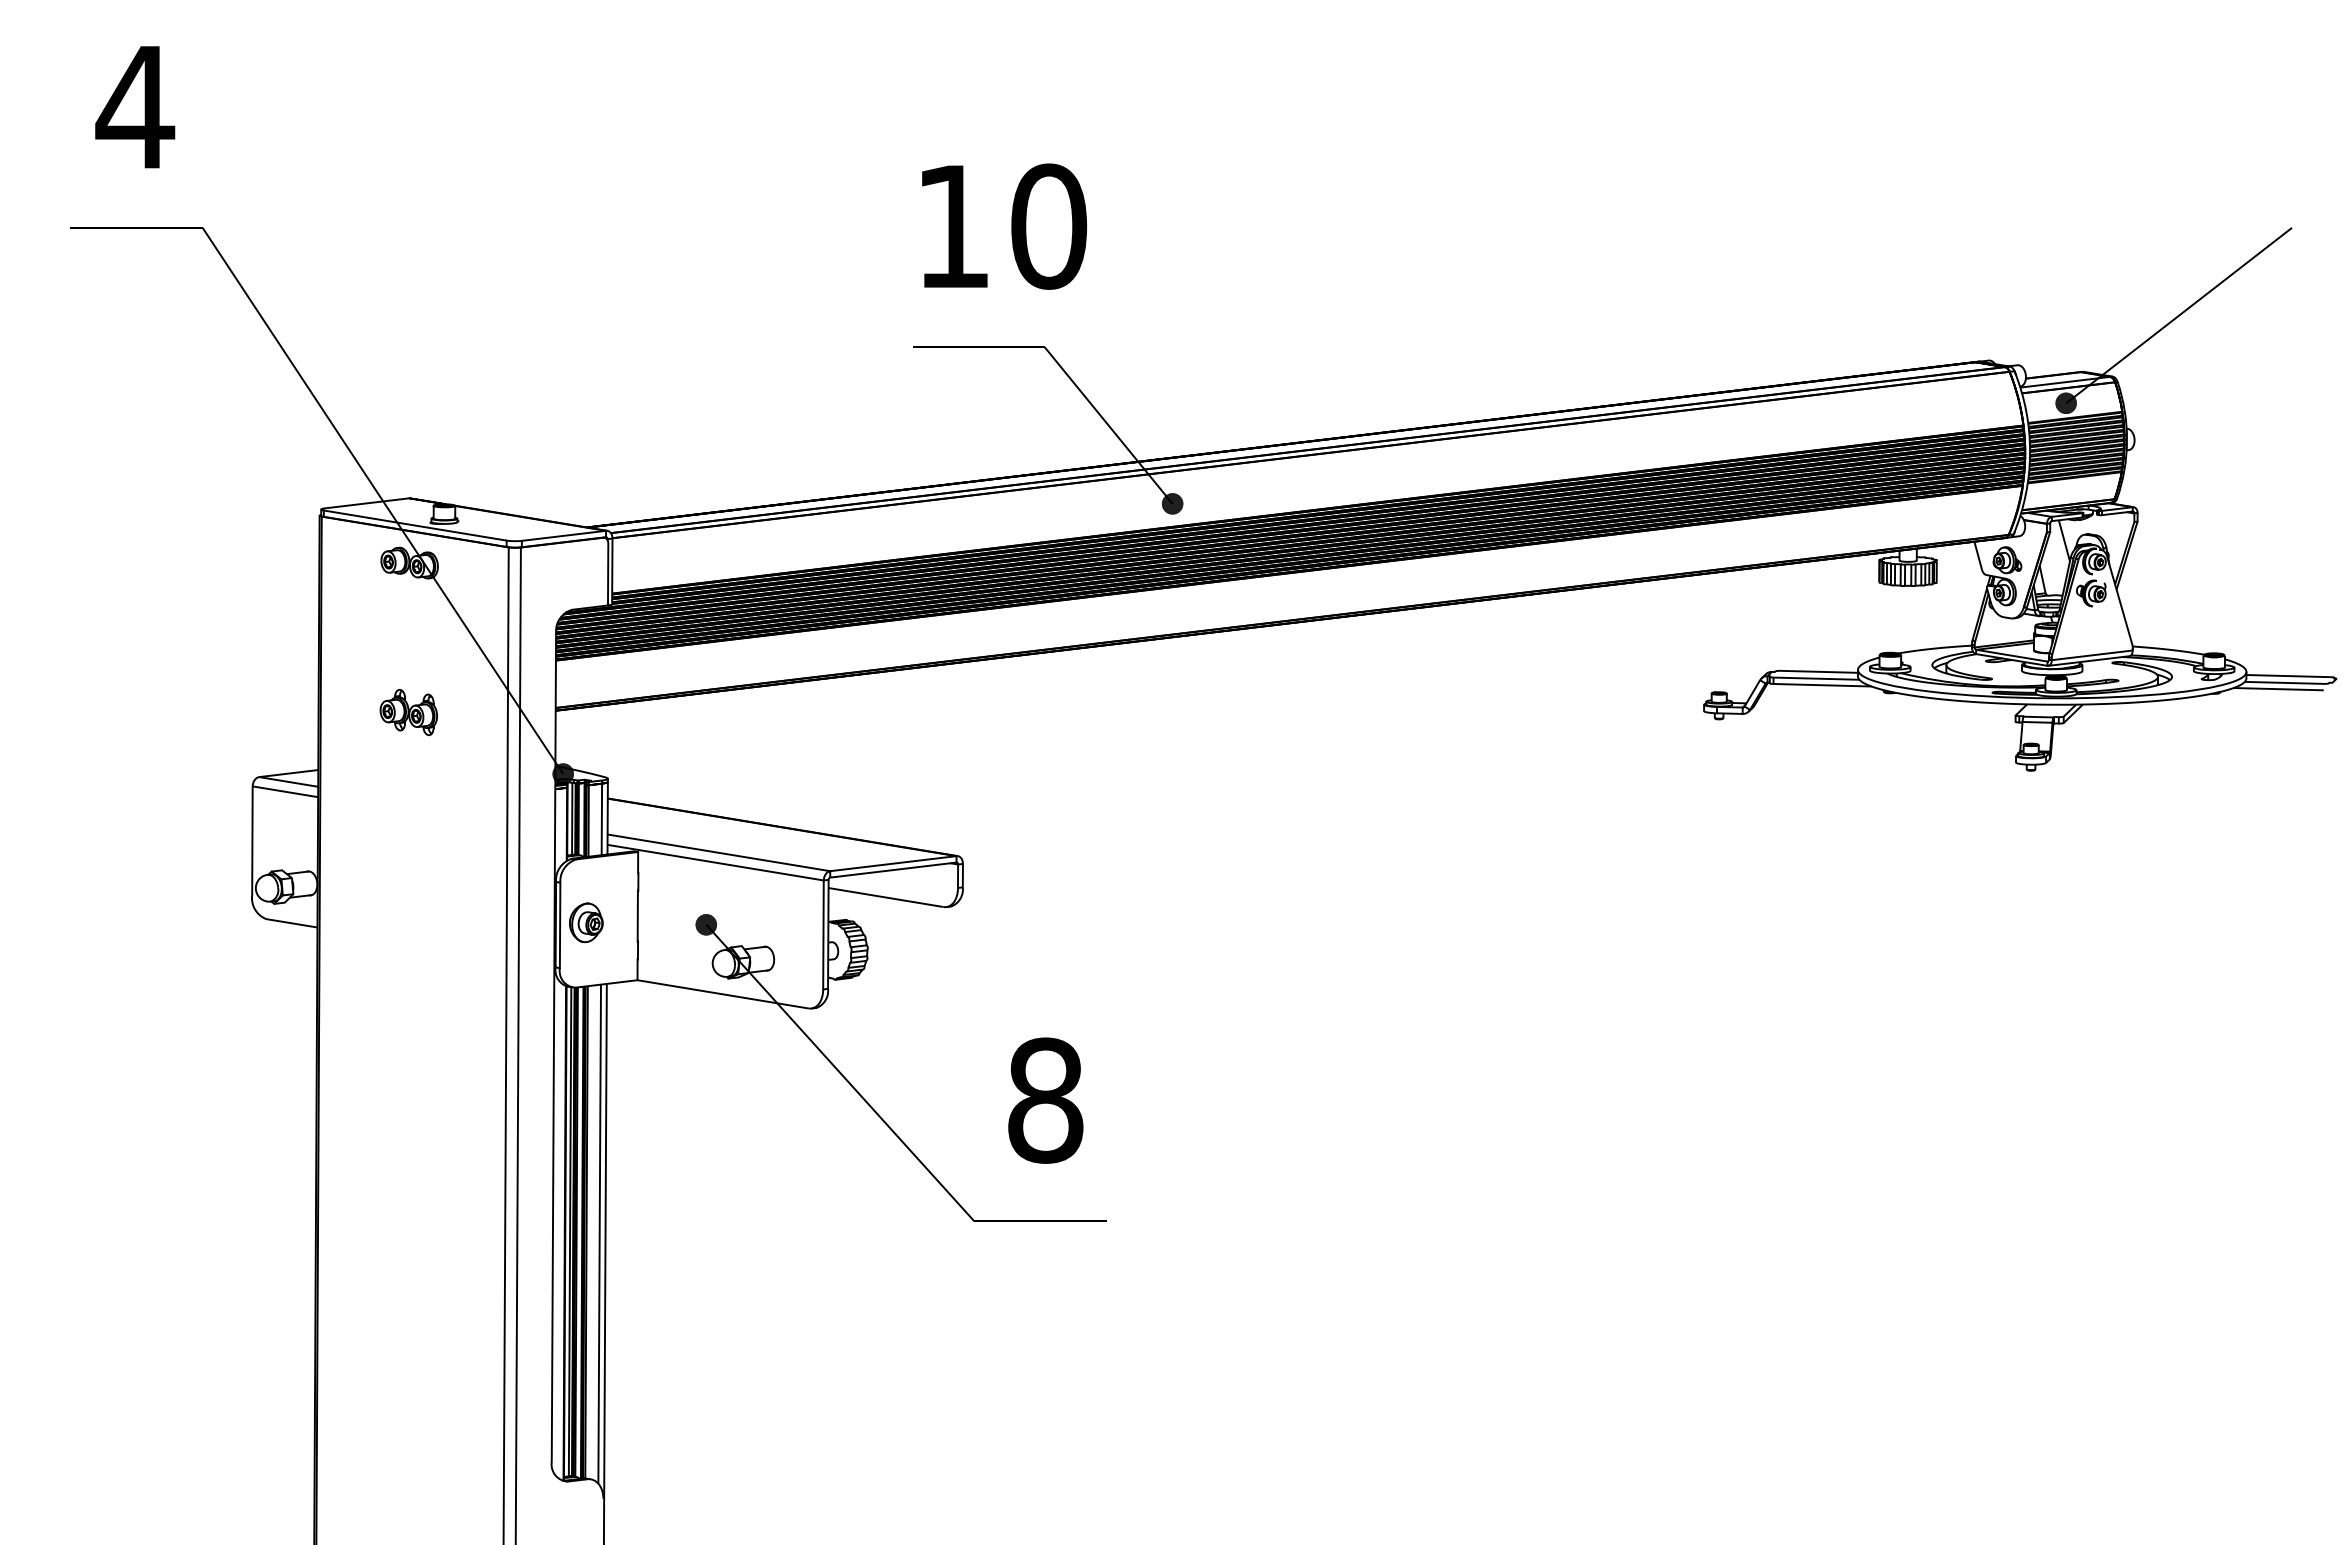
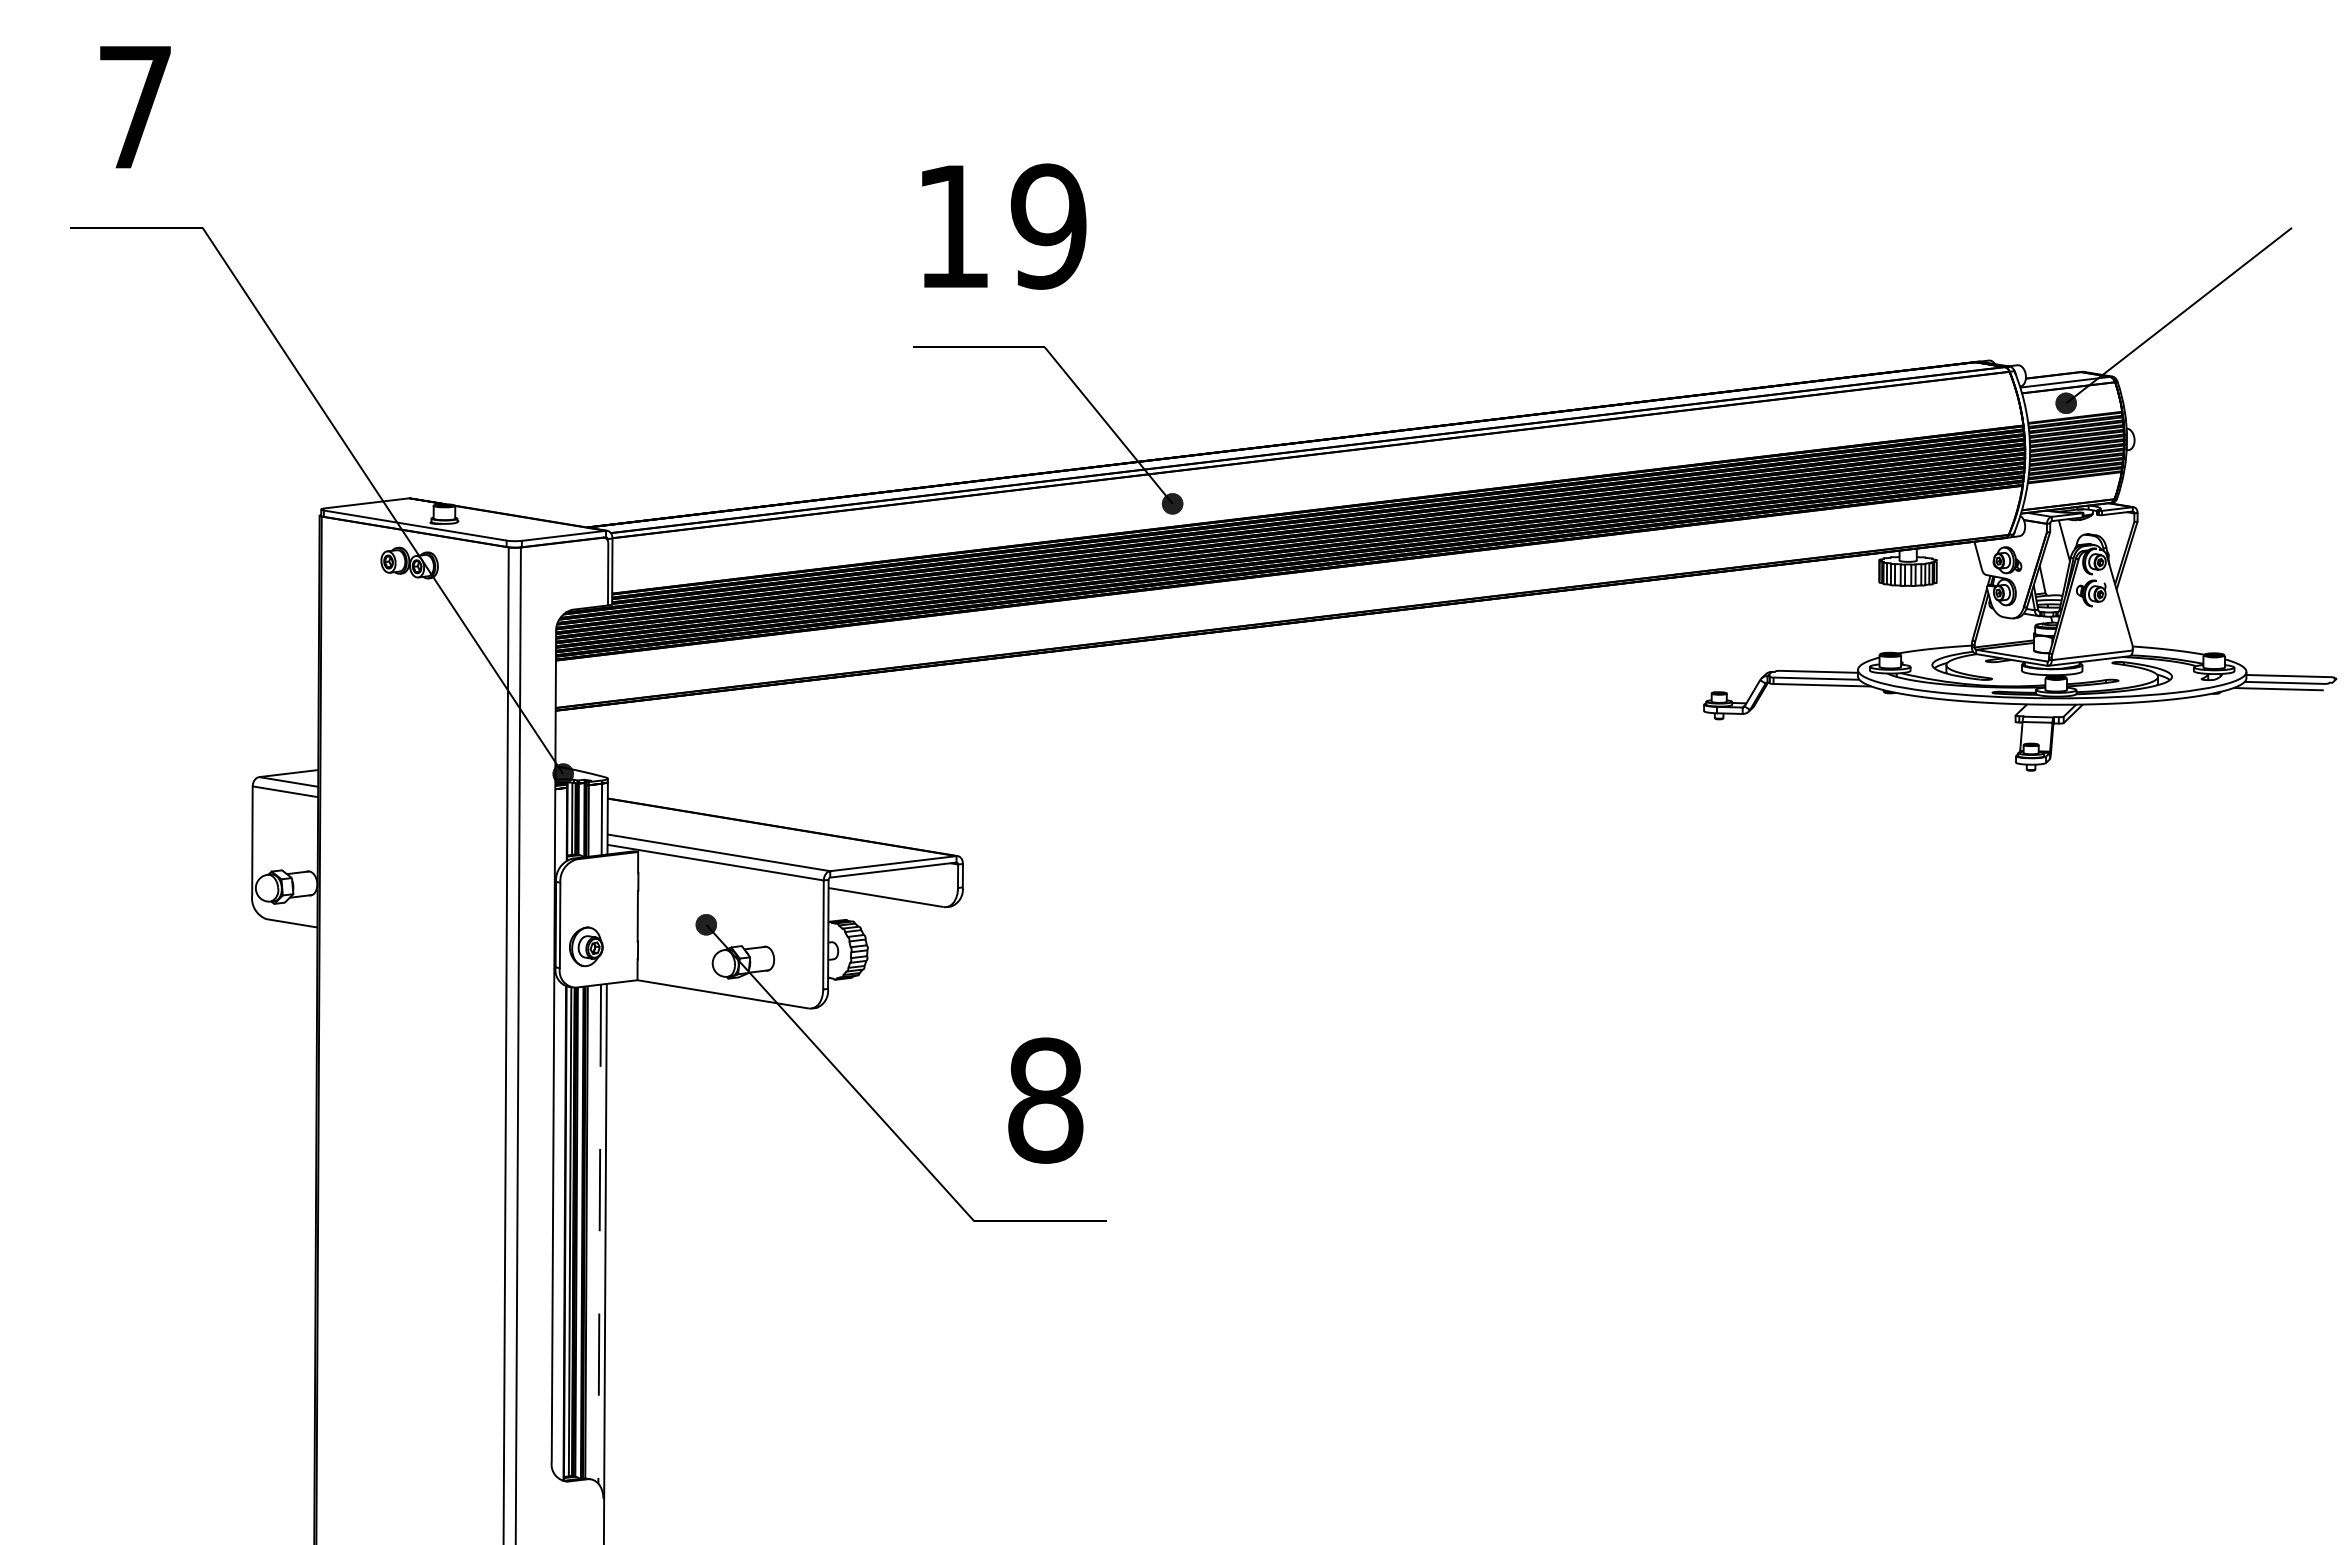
text: 4 -> 7 (135, 107)
text: 10 -> 19 (1048, 226)
part: present -> none (408, 712)
part position: (586, 922) -> (586, 946) (586, 946)
line: solid -> dashed (599, 1234)
